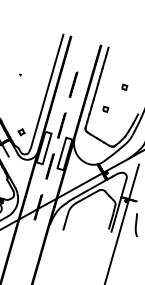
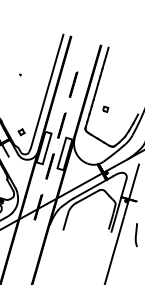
part: present -> none (124, 86)
curve position: (135, 225) -> (135, 235) (135, 235)
